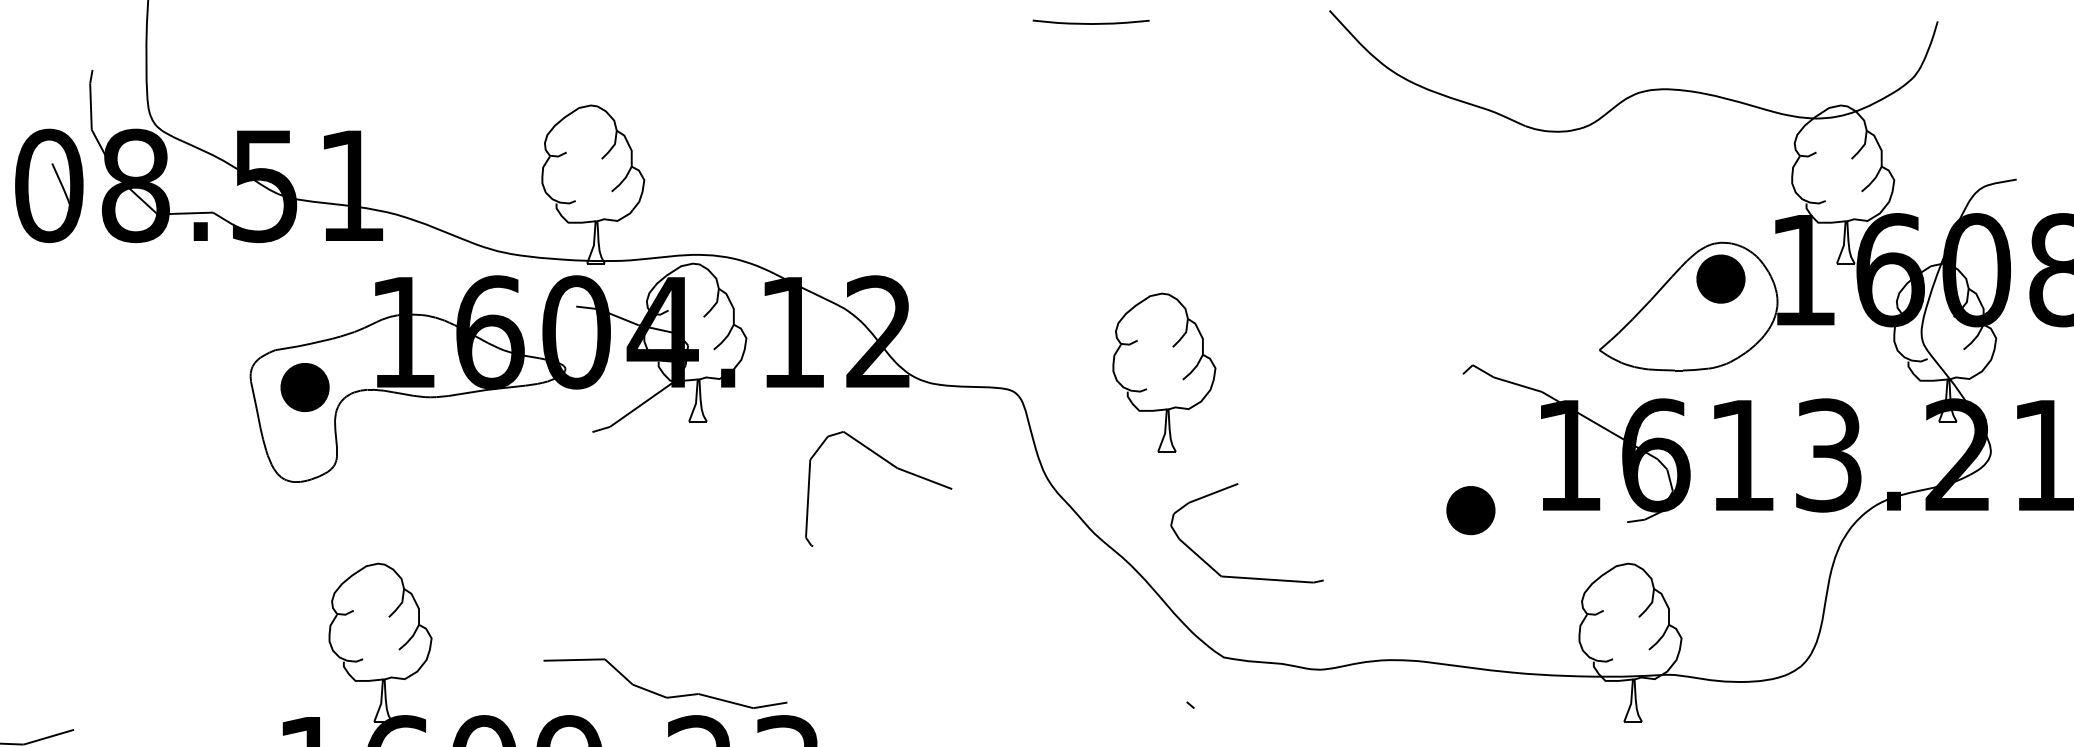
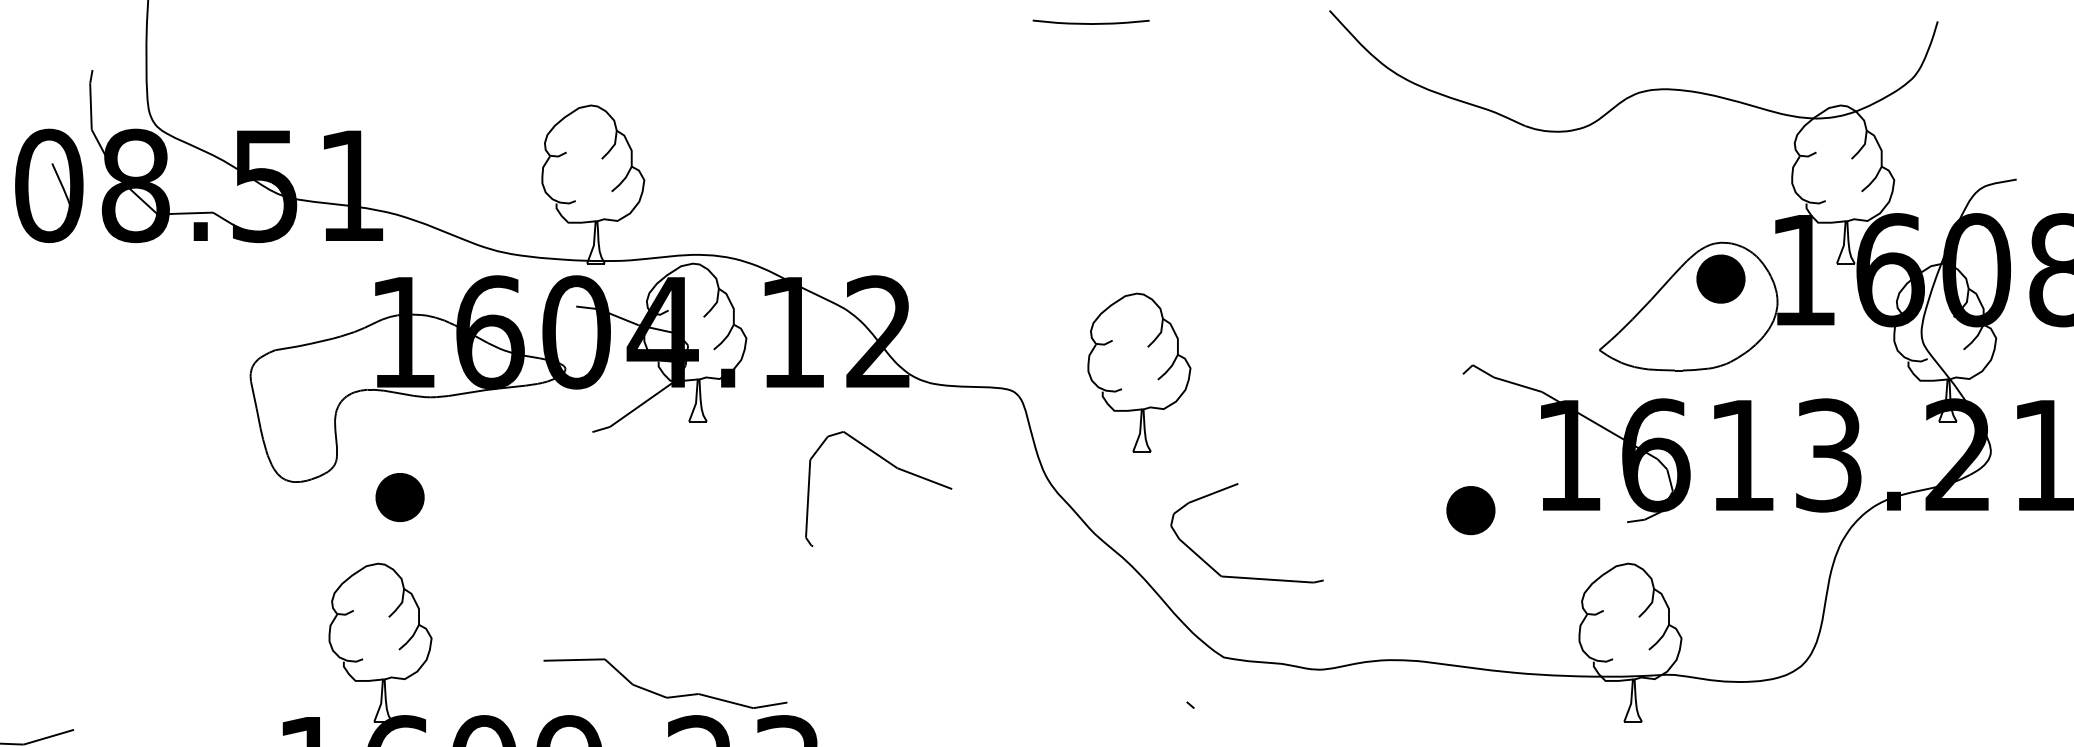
part position: (1164, 372) -> (1139, 372) (1139, 372)
part position: (304, 387) -> (399, 497) (399, 497)
